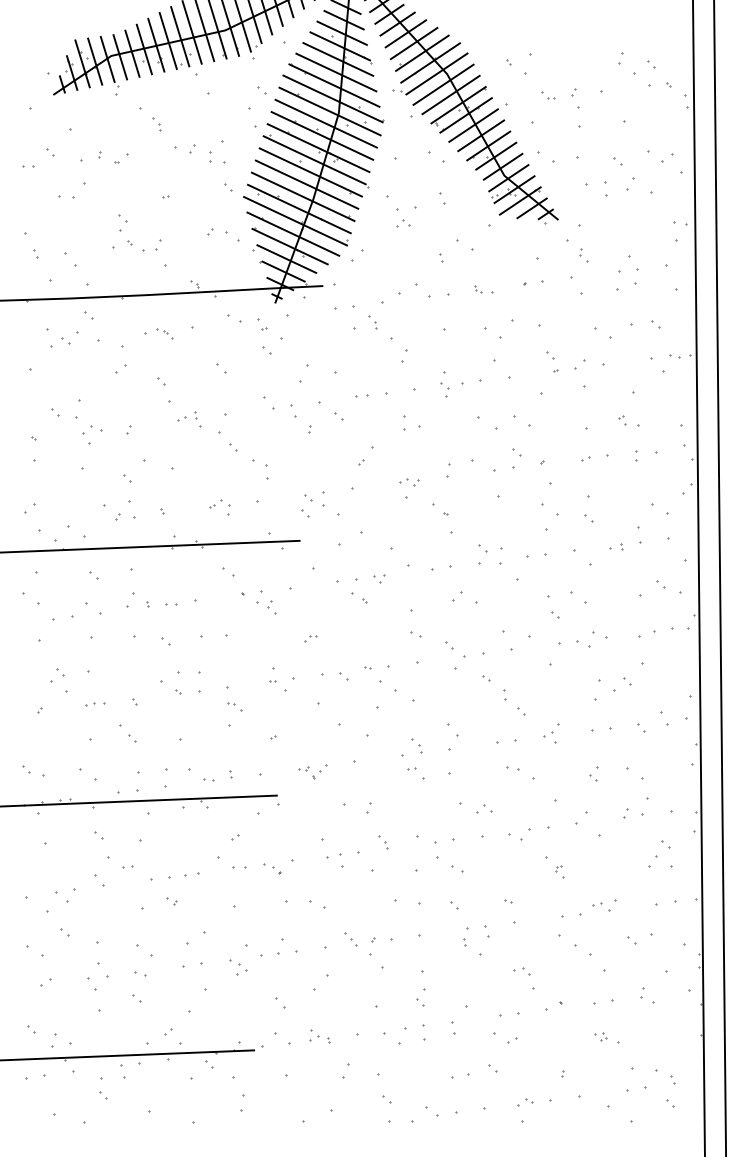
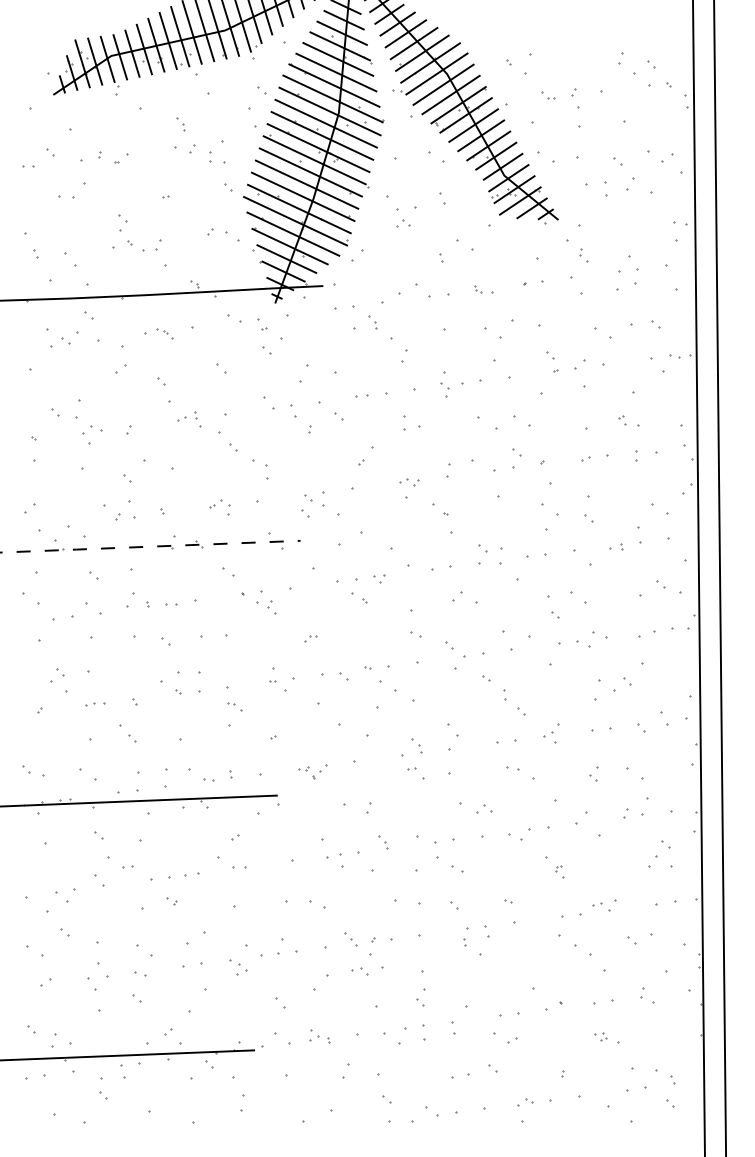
part position: (156, 124) -> (180, 124) (180, 124)
line: solid -> dashed (150, 546)
part: present -> none (272, 868)
part position: (521, 971) -> (359, 971) (359, 971)
